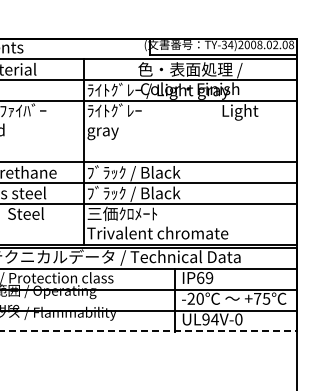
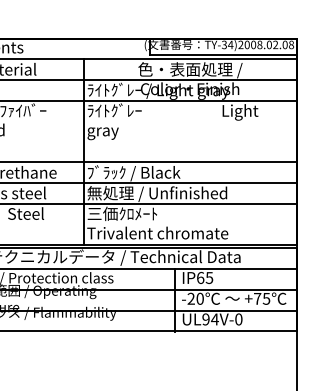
text: ﾌﾞﾗｯｸ / Black -> 無処理 / Unfinished (157, 193)
text: IP69 -> IP65 (209, 277)
line: dashed -> solid (149, 331)
